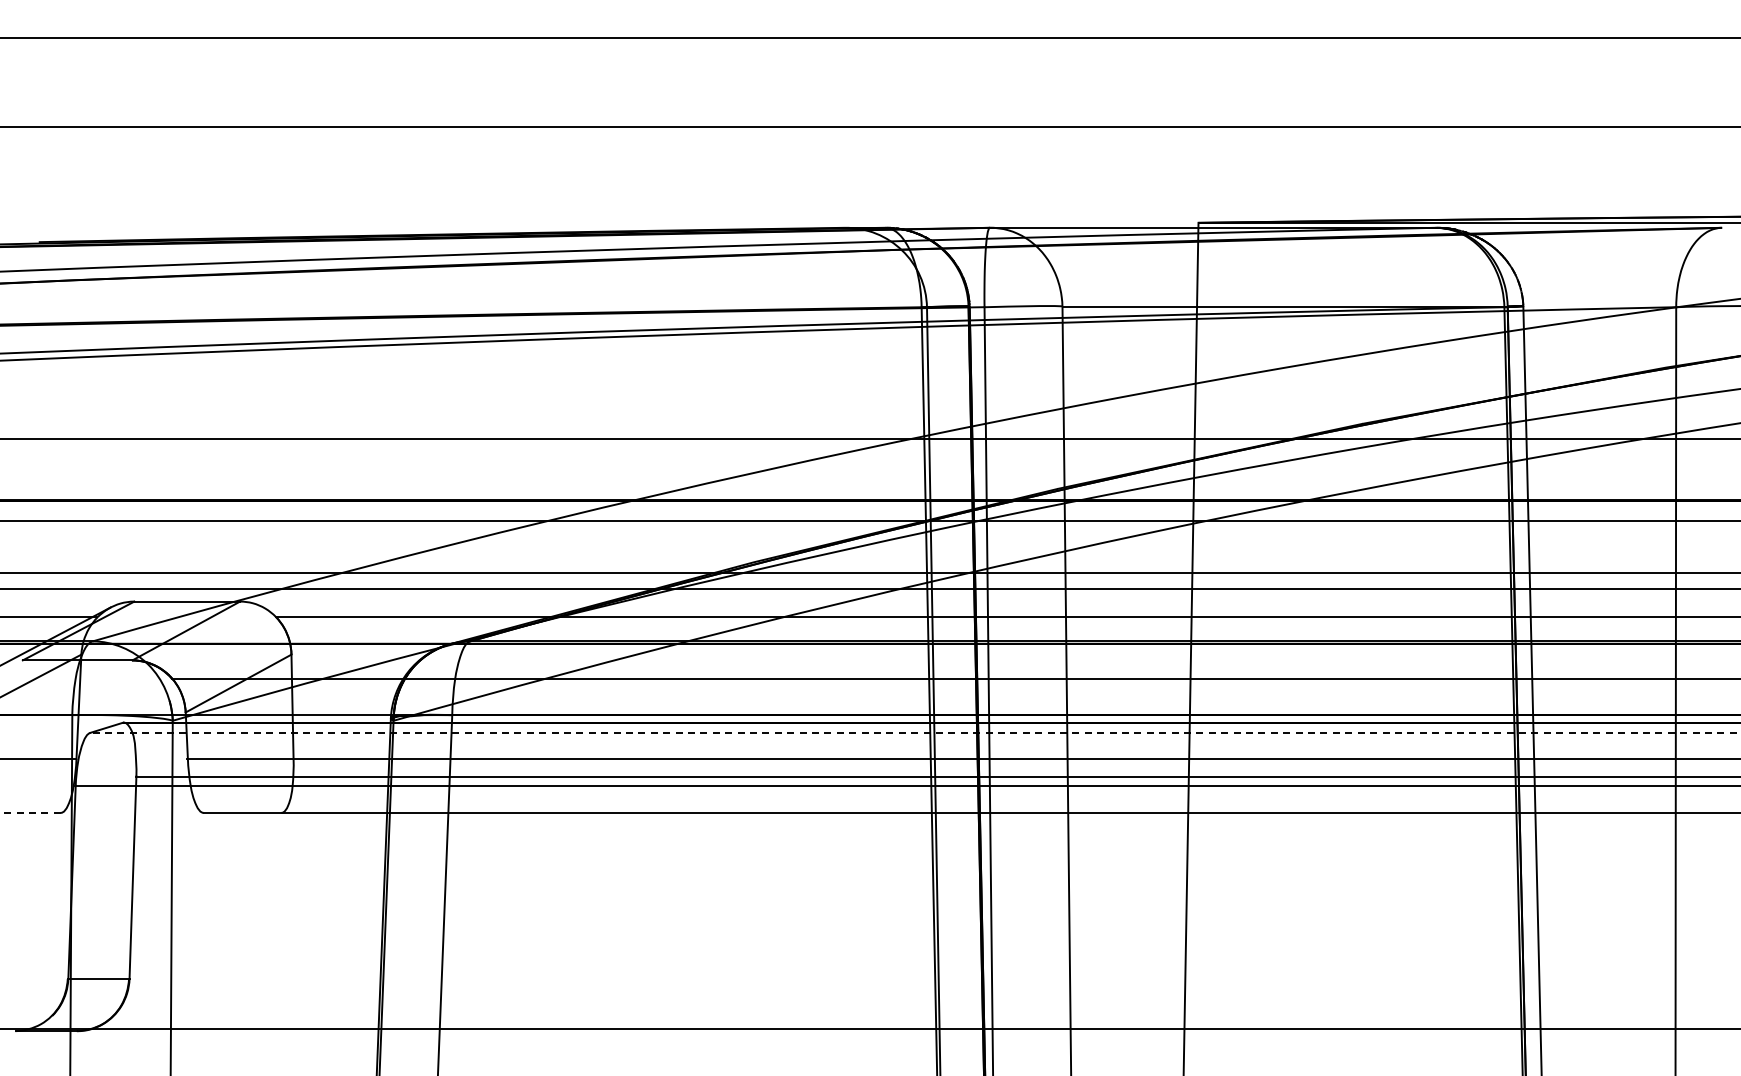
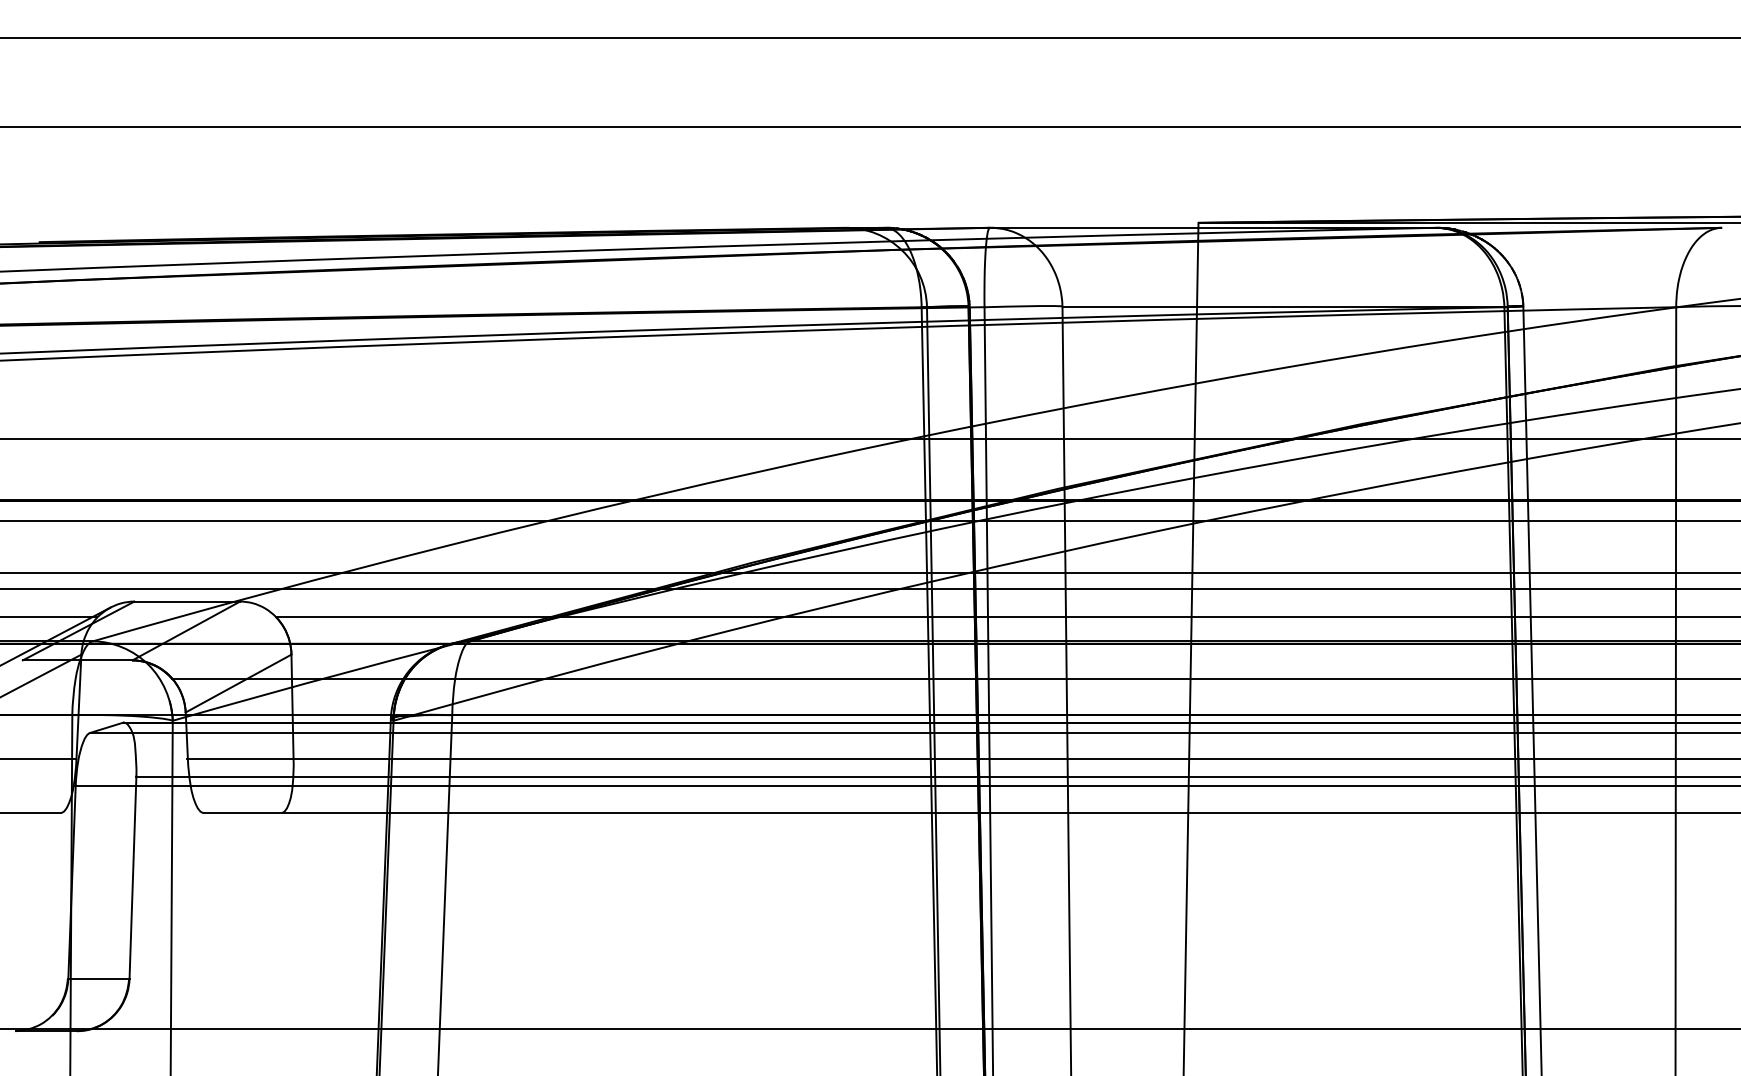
line: dashed -> solid (915, 732)
line: dashed -> solid (30, 812)
